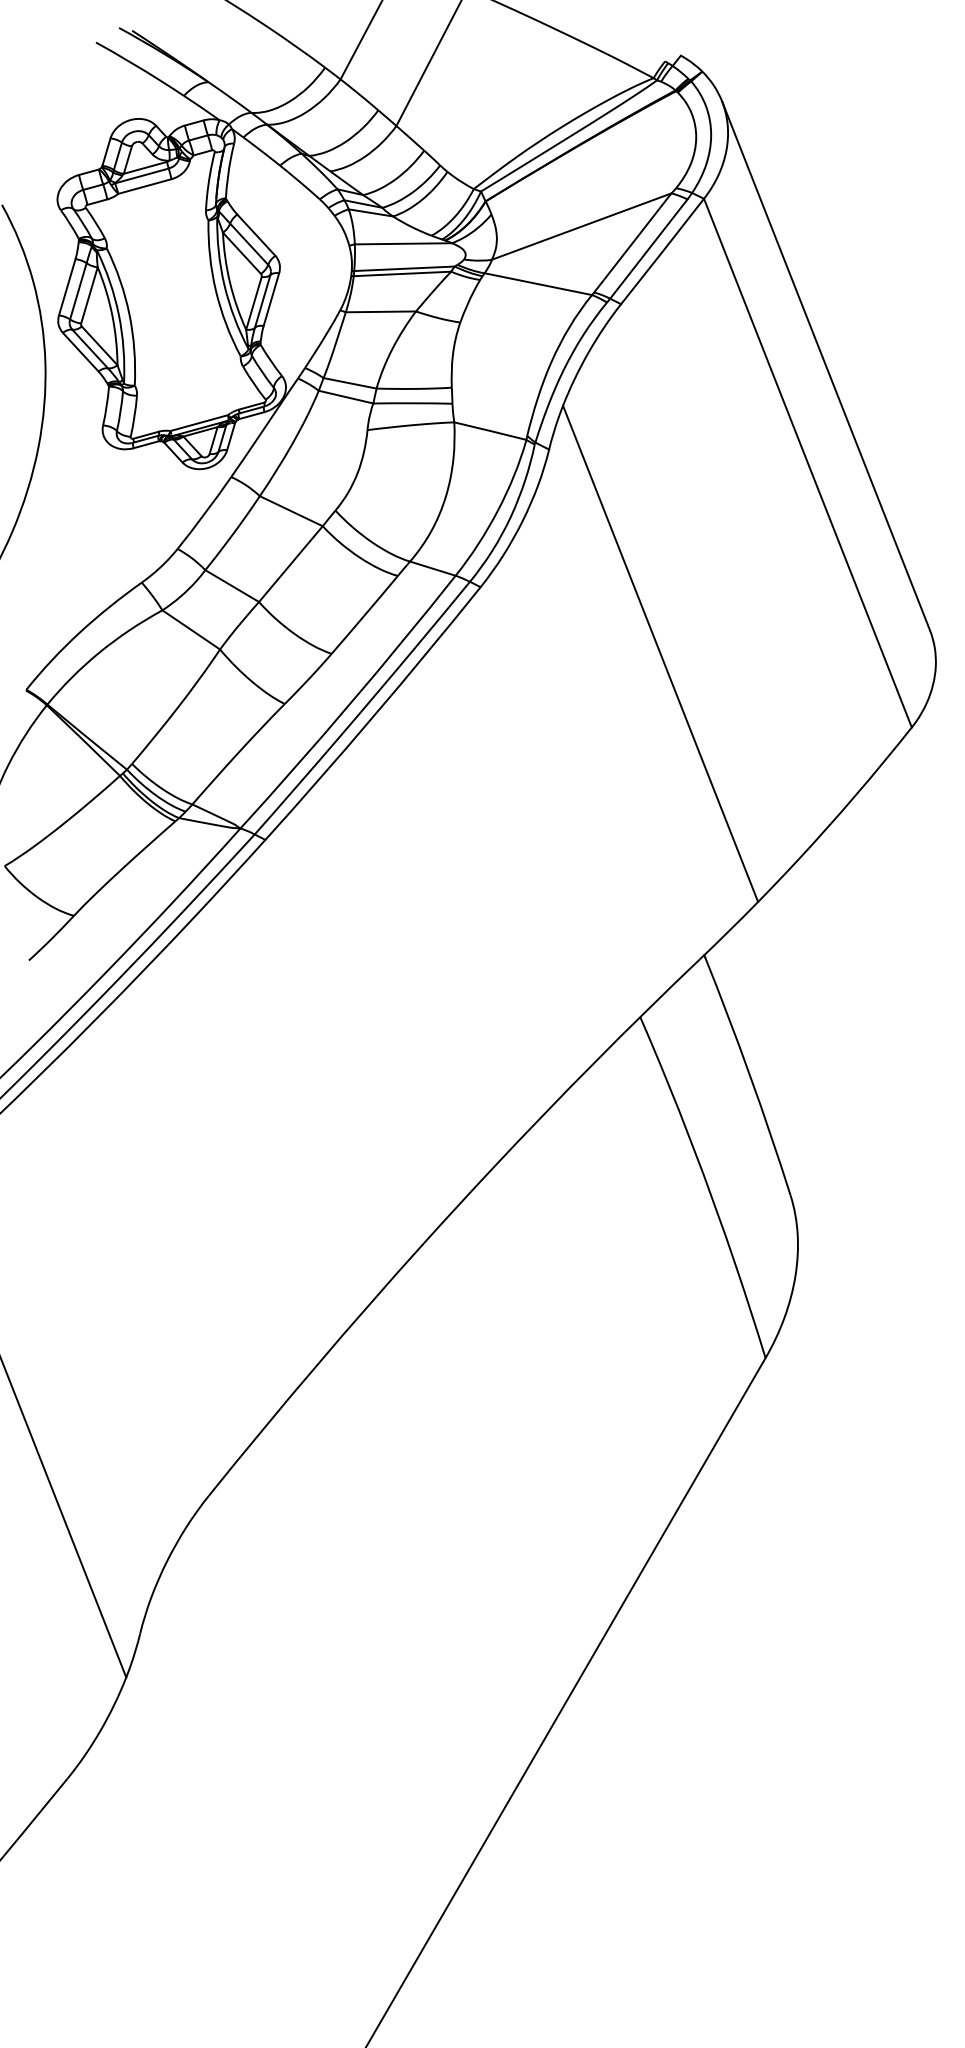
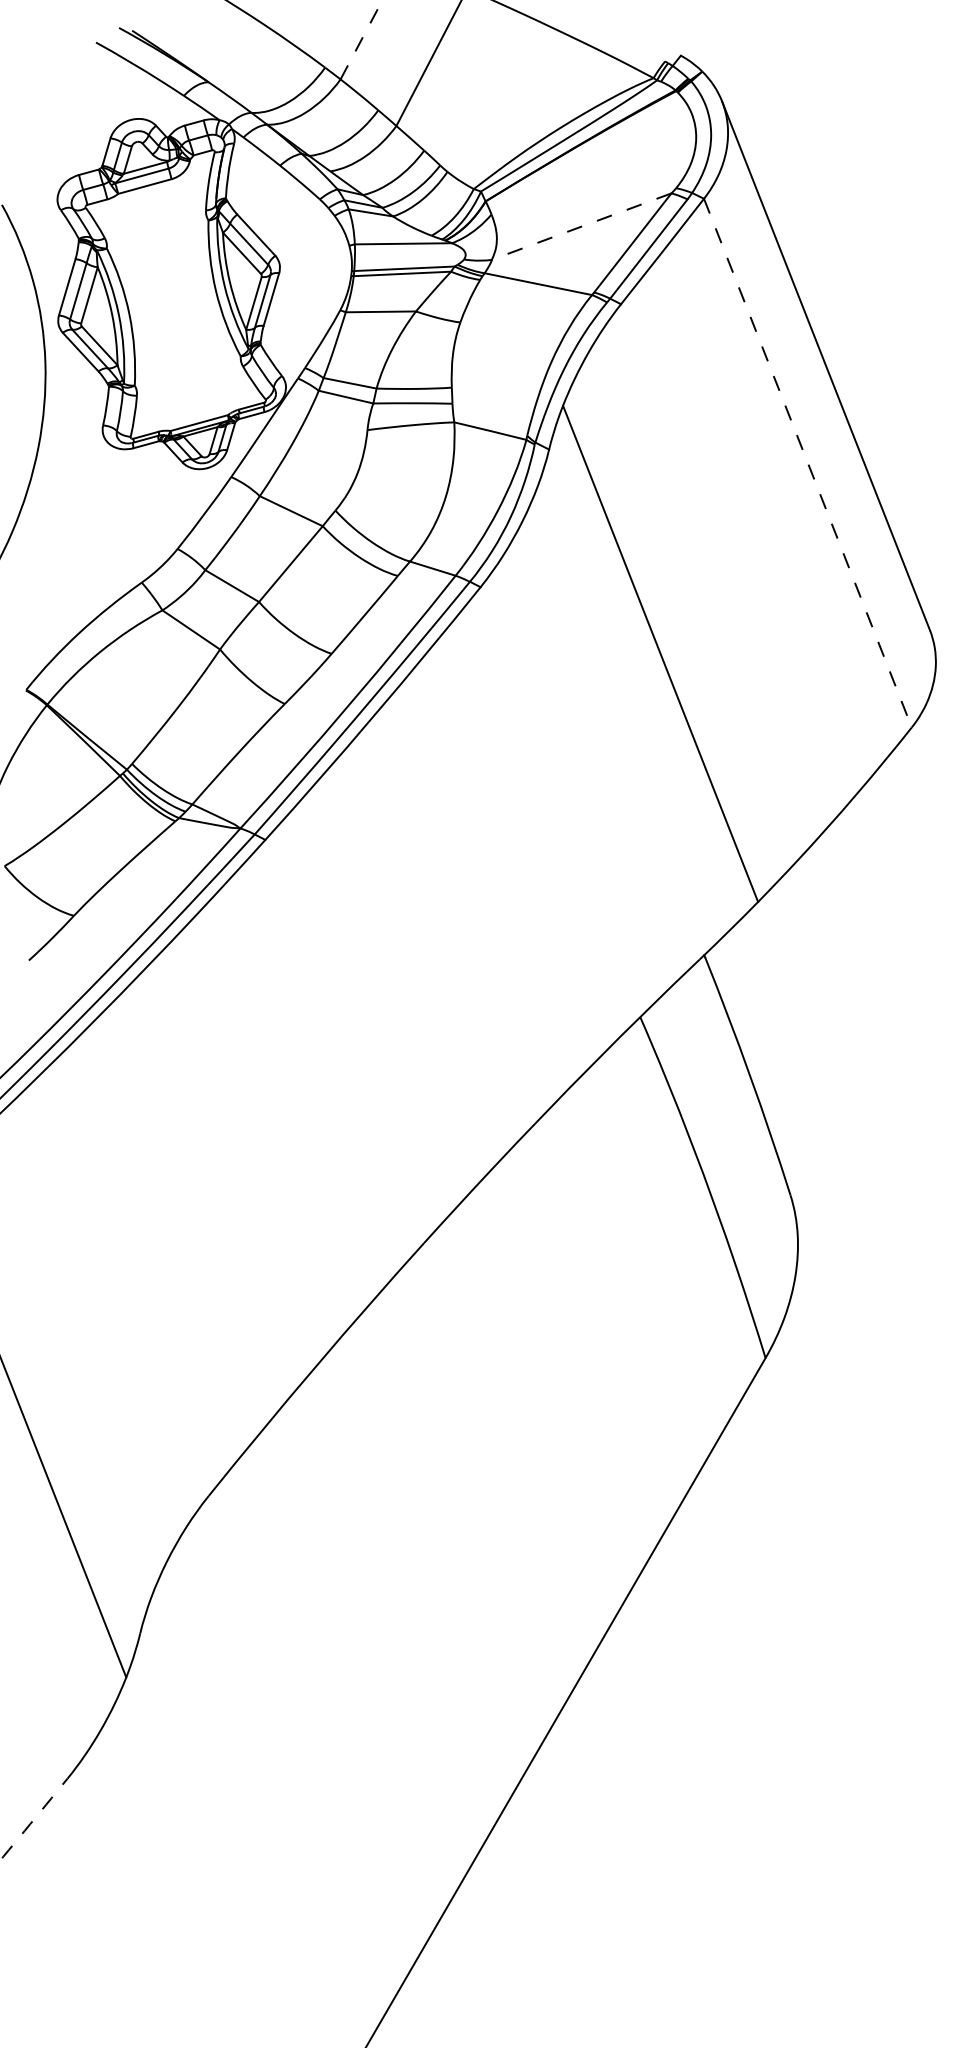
line: solid -> dashed (361, 39)
line: solid -> dashed (581, 226)
line: solid -> dashed (808, 463)
arc: solid -> dashed (33, 1819)
